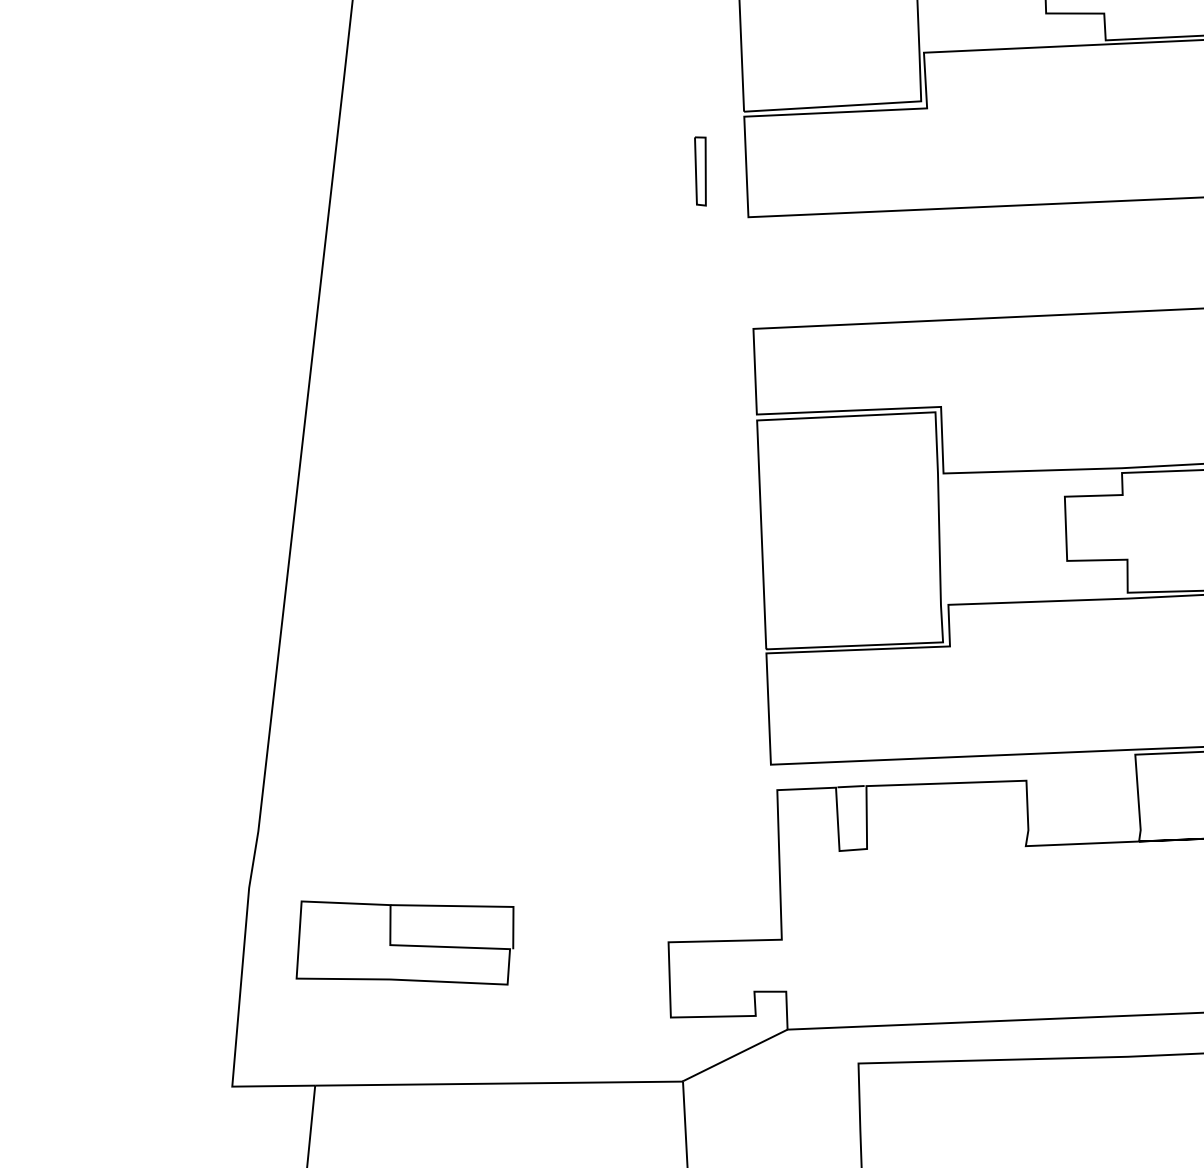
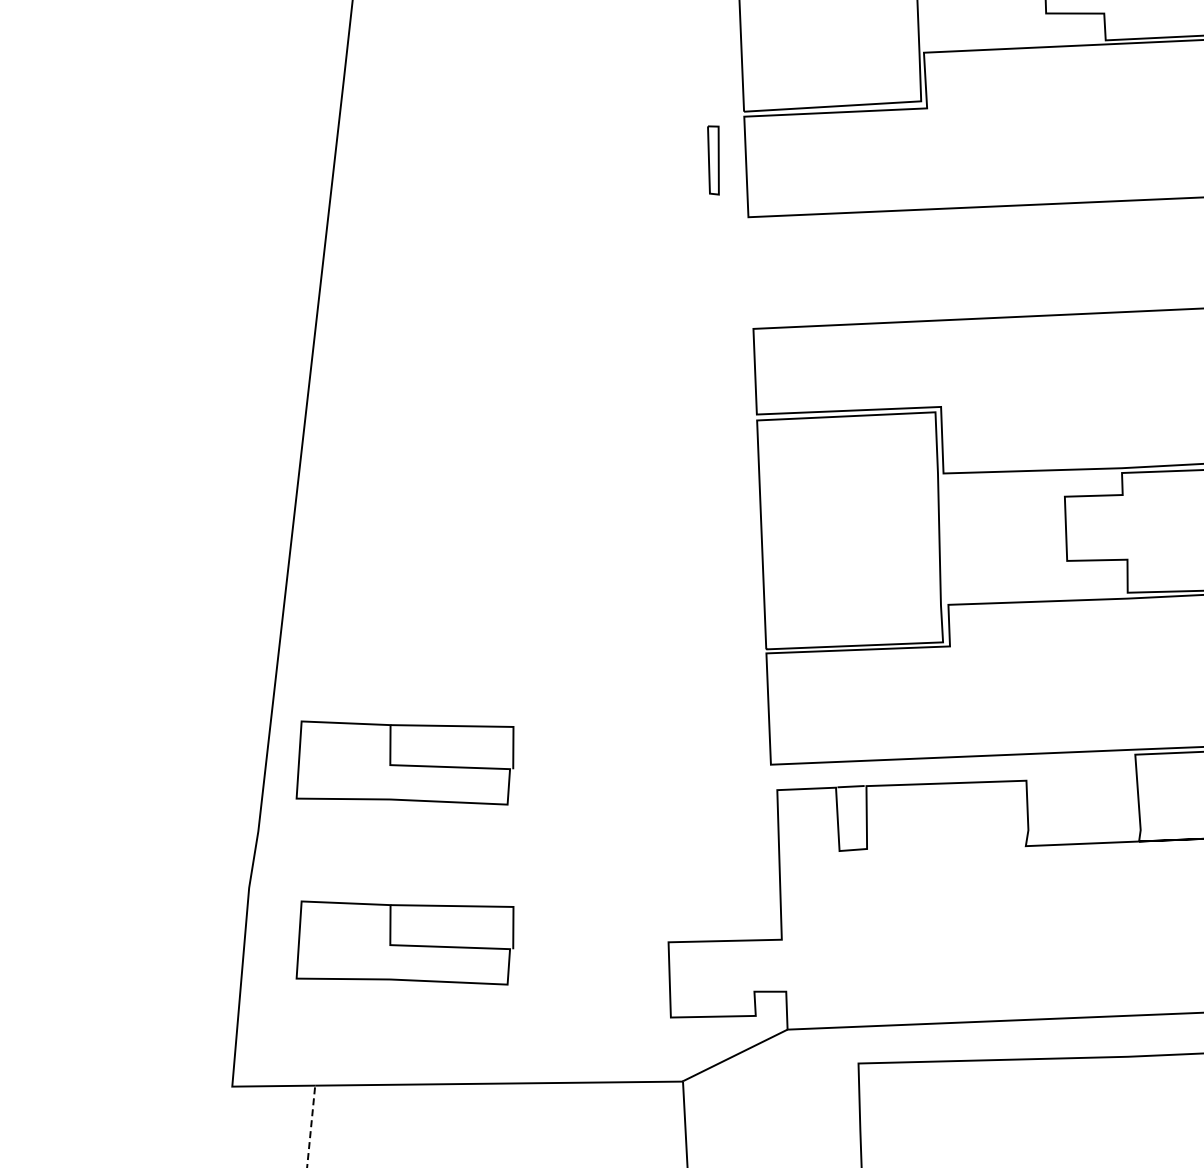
part position: (700, 171) -> (713, 160) (713, 160)
part: none -> present (404, 762)
line: solid -> dashed (311, 1126)
